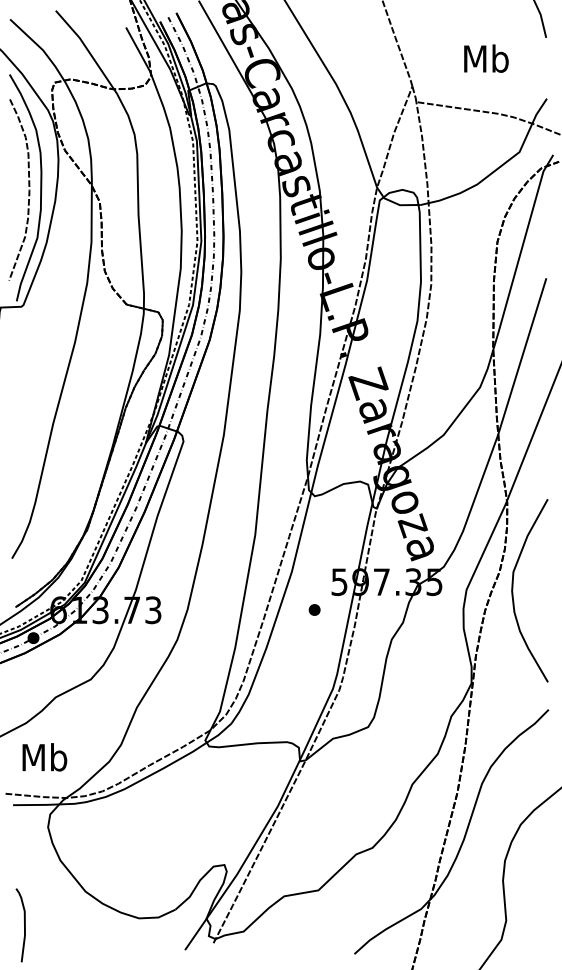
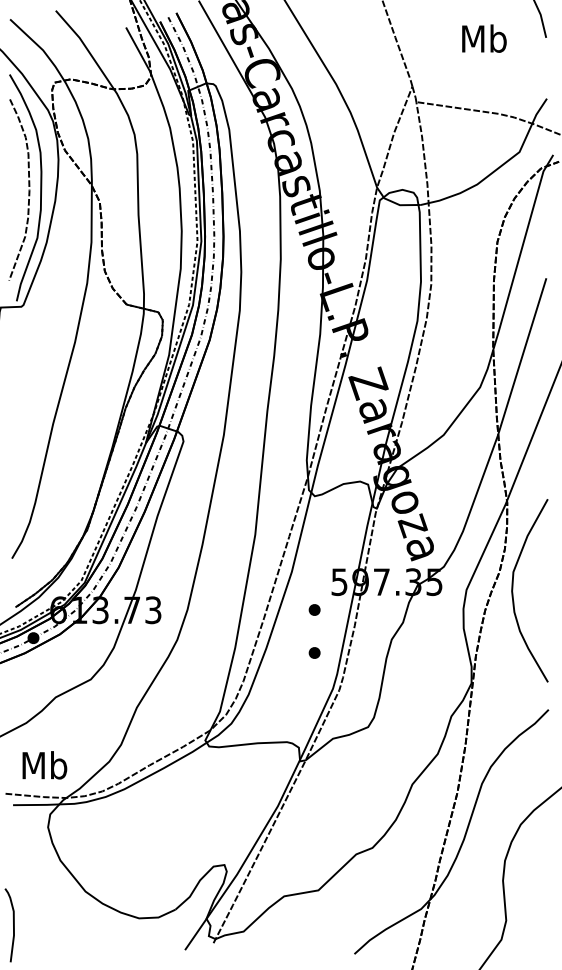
text position: (486, 58) -> (484, 38) (484, 38)
part: none -> present (314, 652)
text position: (44, 757) -> (44, 765) (44, 765)
curve position: (24, 925) -> (13, 925) (13, 925)
